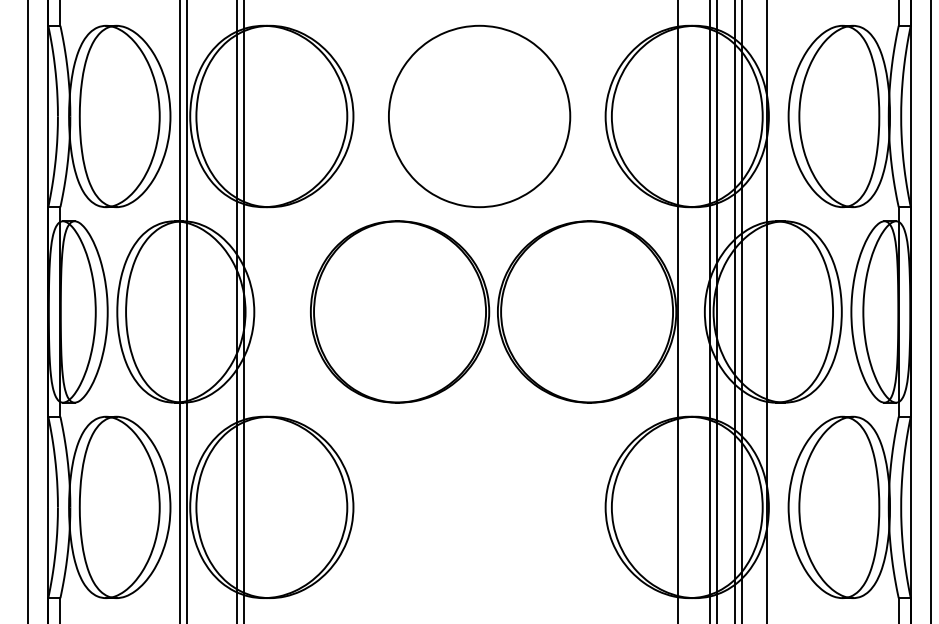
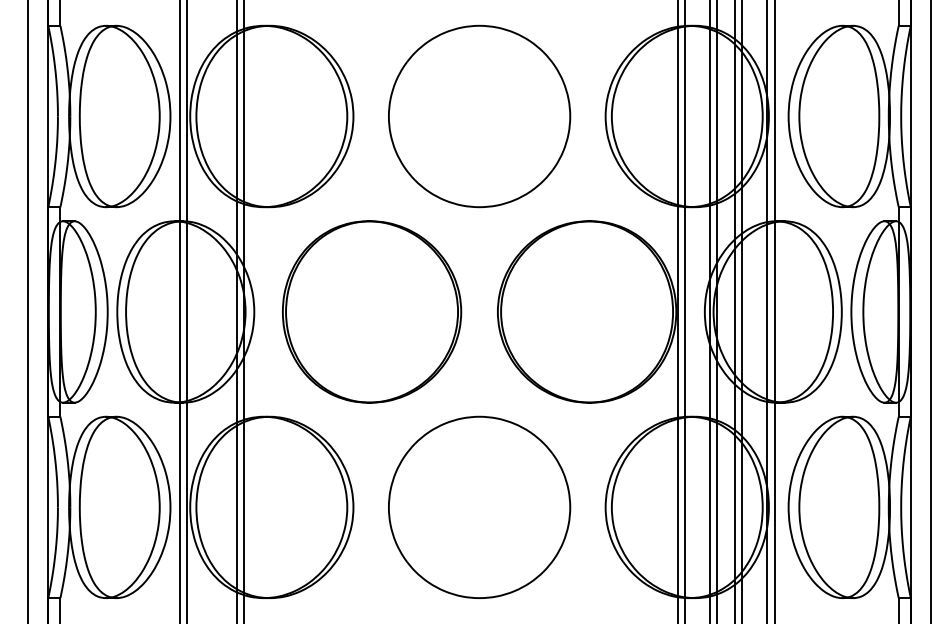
part position: (400, 311) -> (372, 311) (372, 311)
line: none -> present (685, 311)
line: none -> present (774, 311)
part: none -> present (479, 506)
